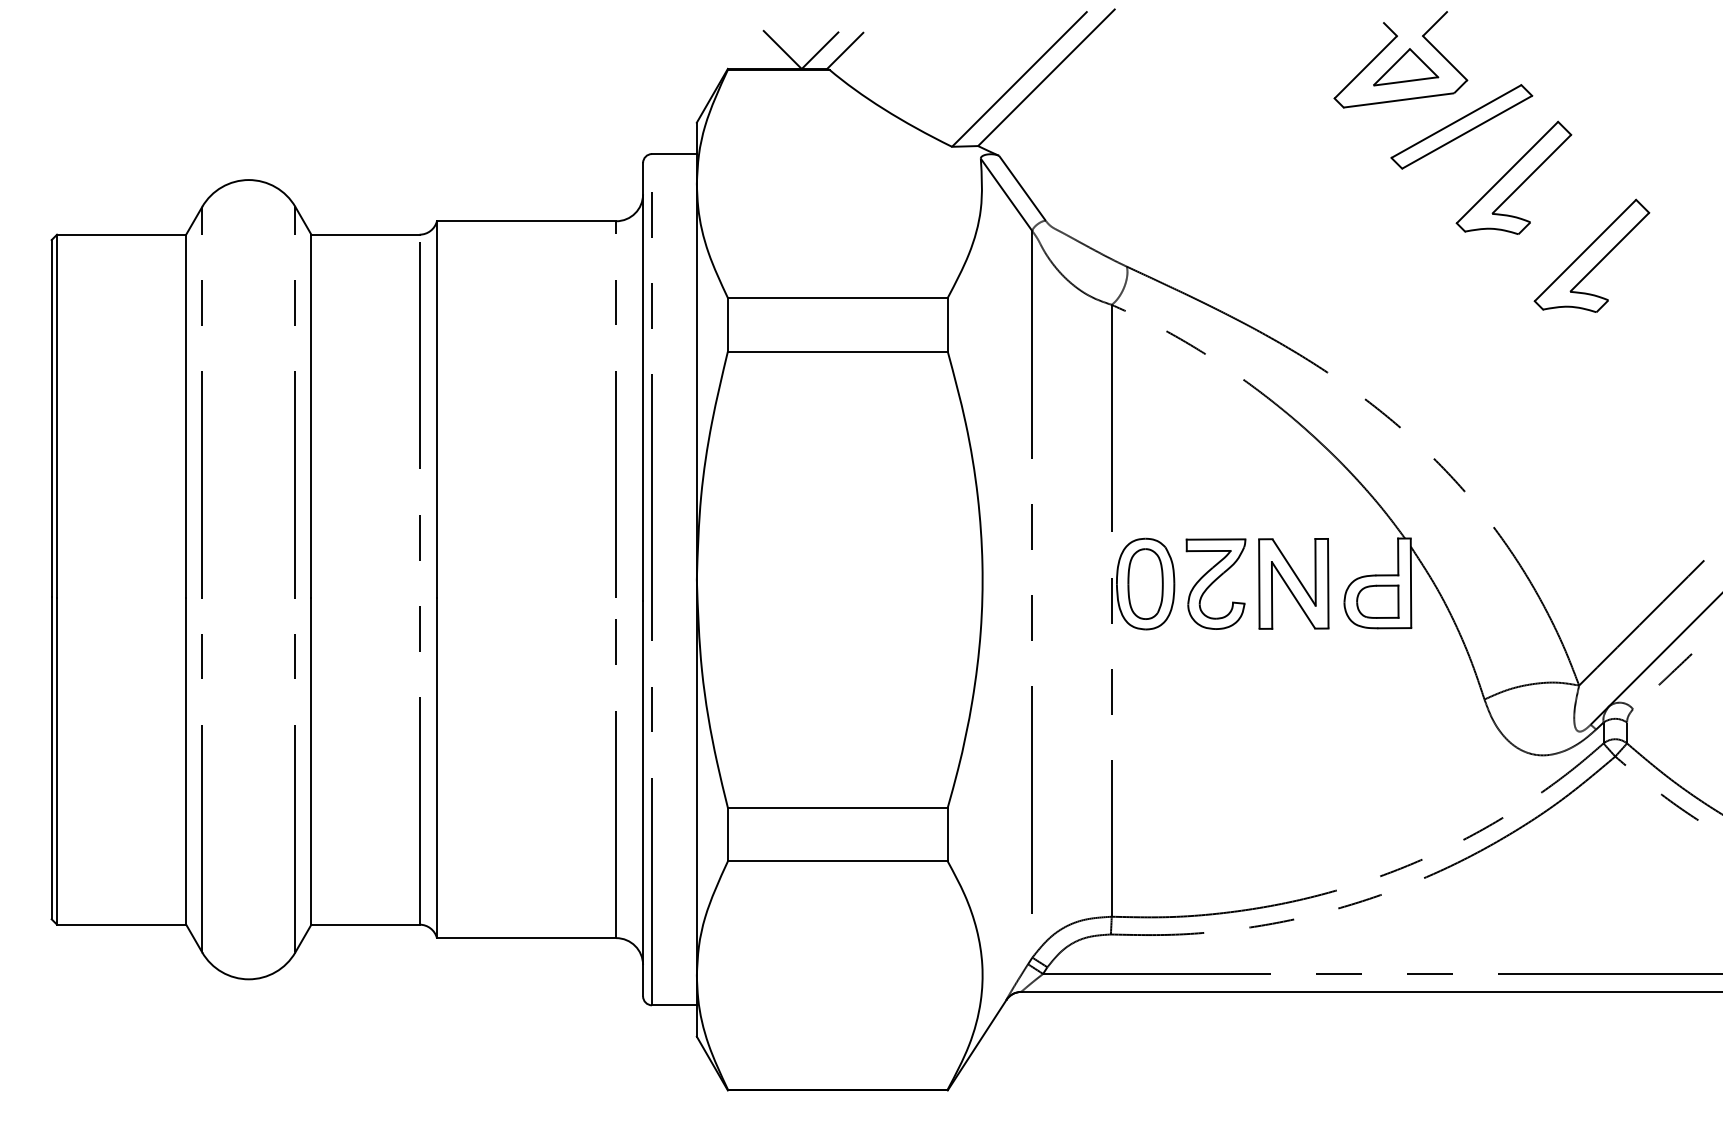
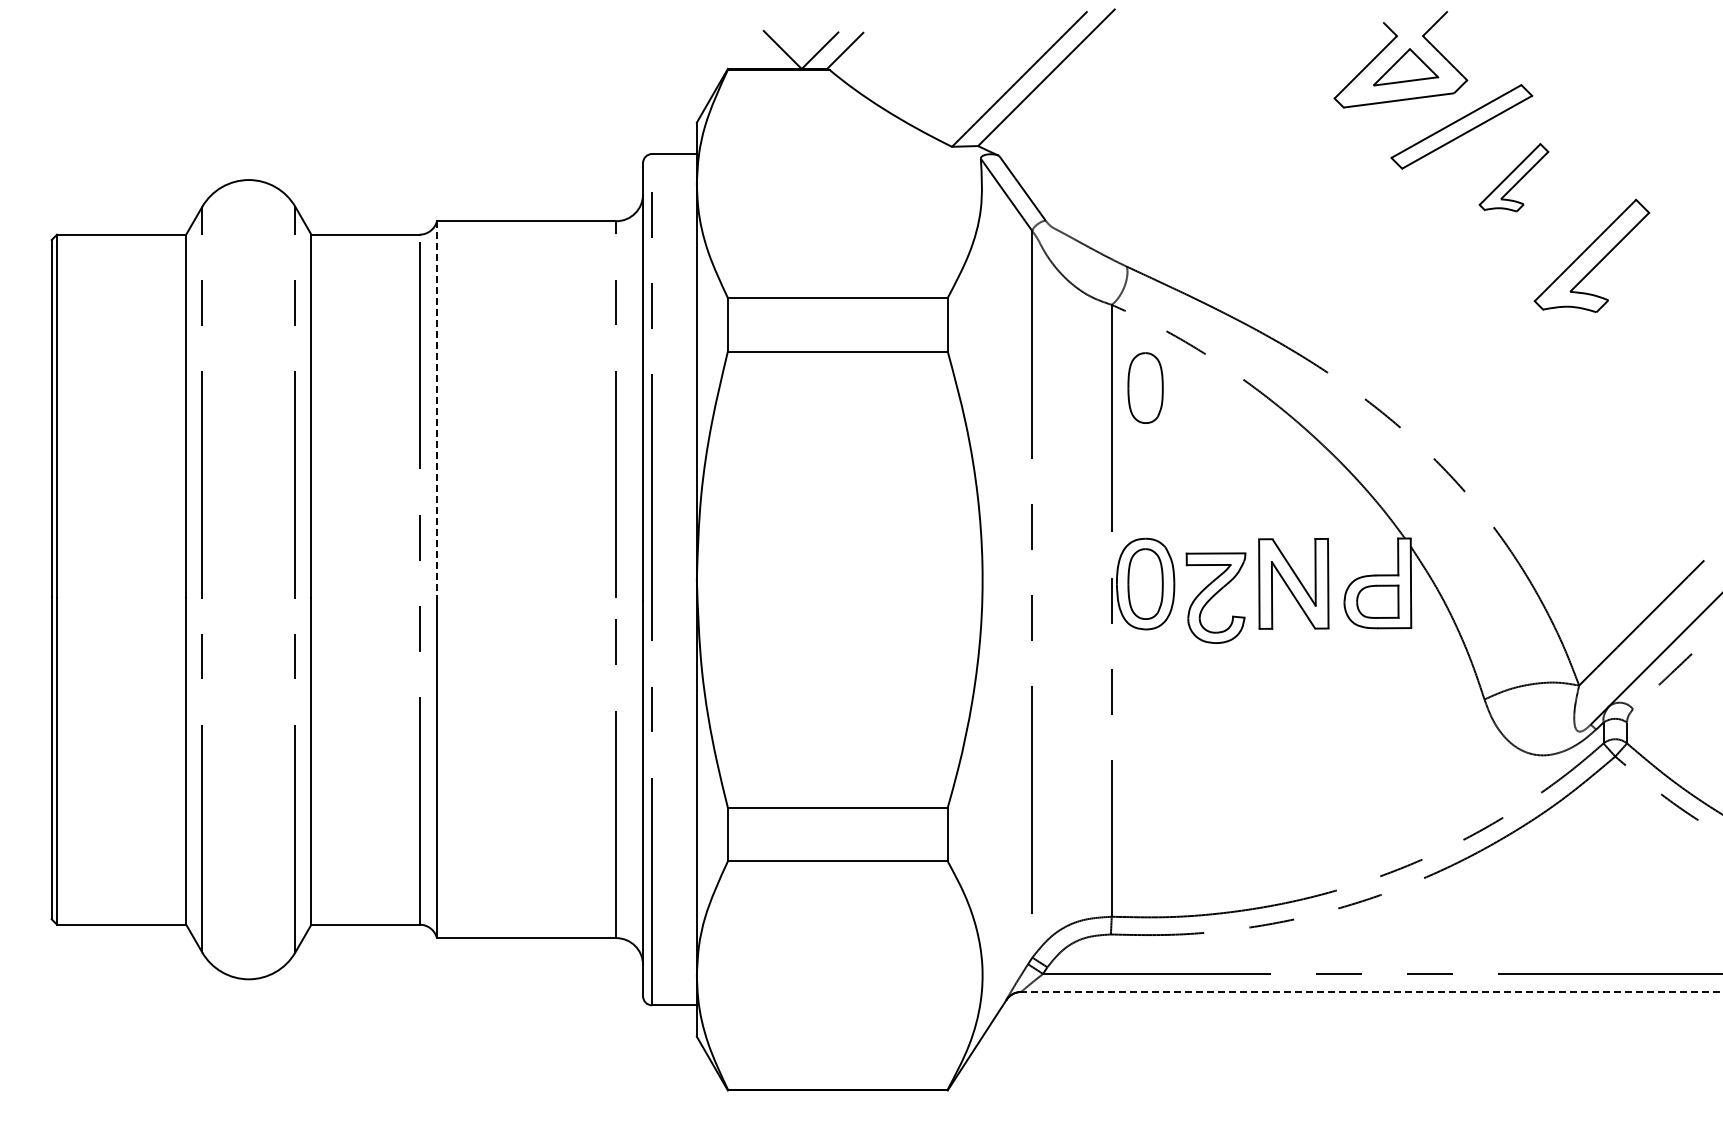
part size: 118x115 px -> 72x70 px (1513, 177)
part: none -> present (1145, 387)
line: solid -> dashed (436, 409)
part position: (1215, 583) -> (1215, 597) (1215, 597)
line: solid -> dashed (1372, 991)
